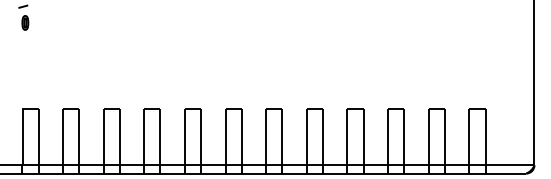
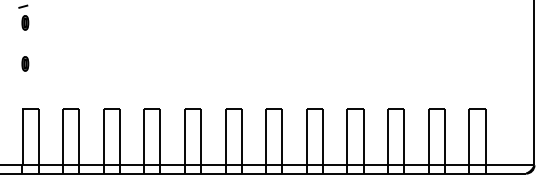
part: none -> present (25, 63)
